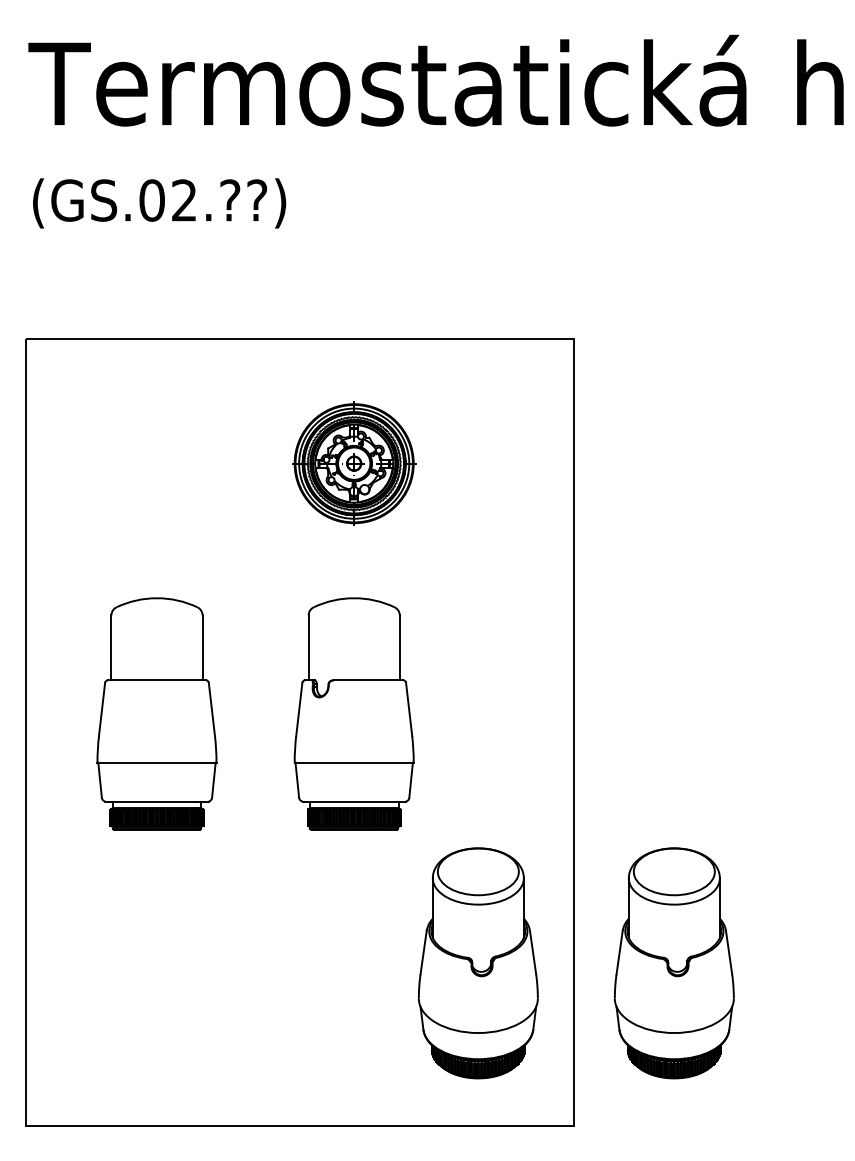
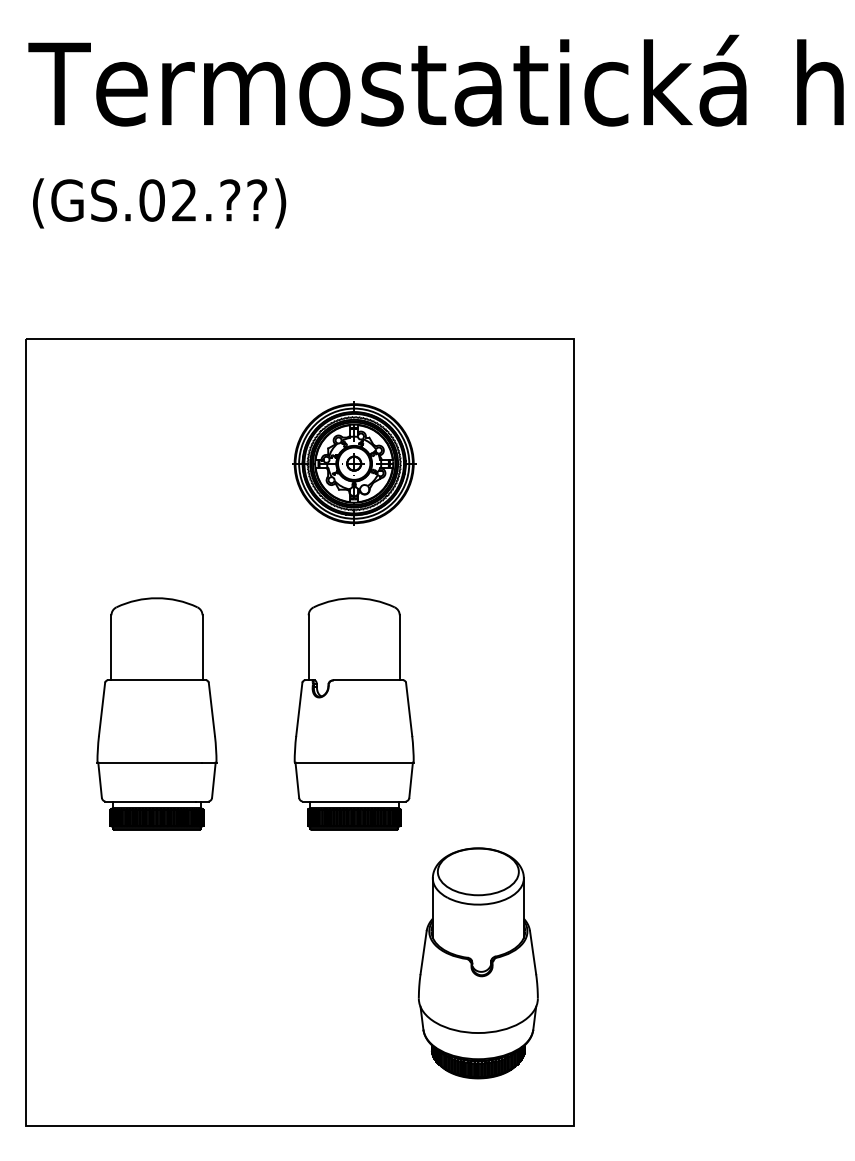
part: present -> none (674, 963)
